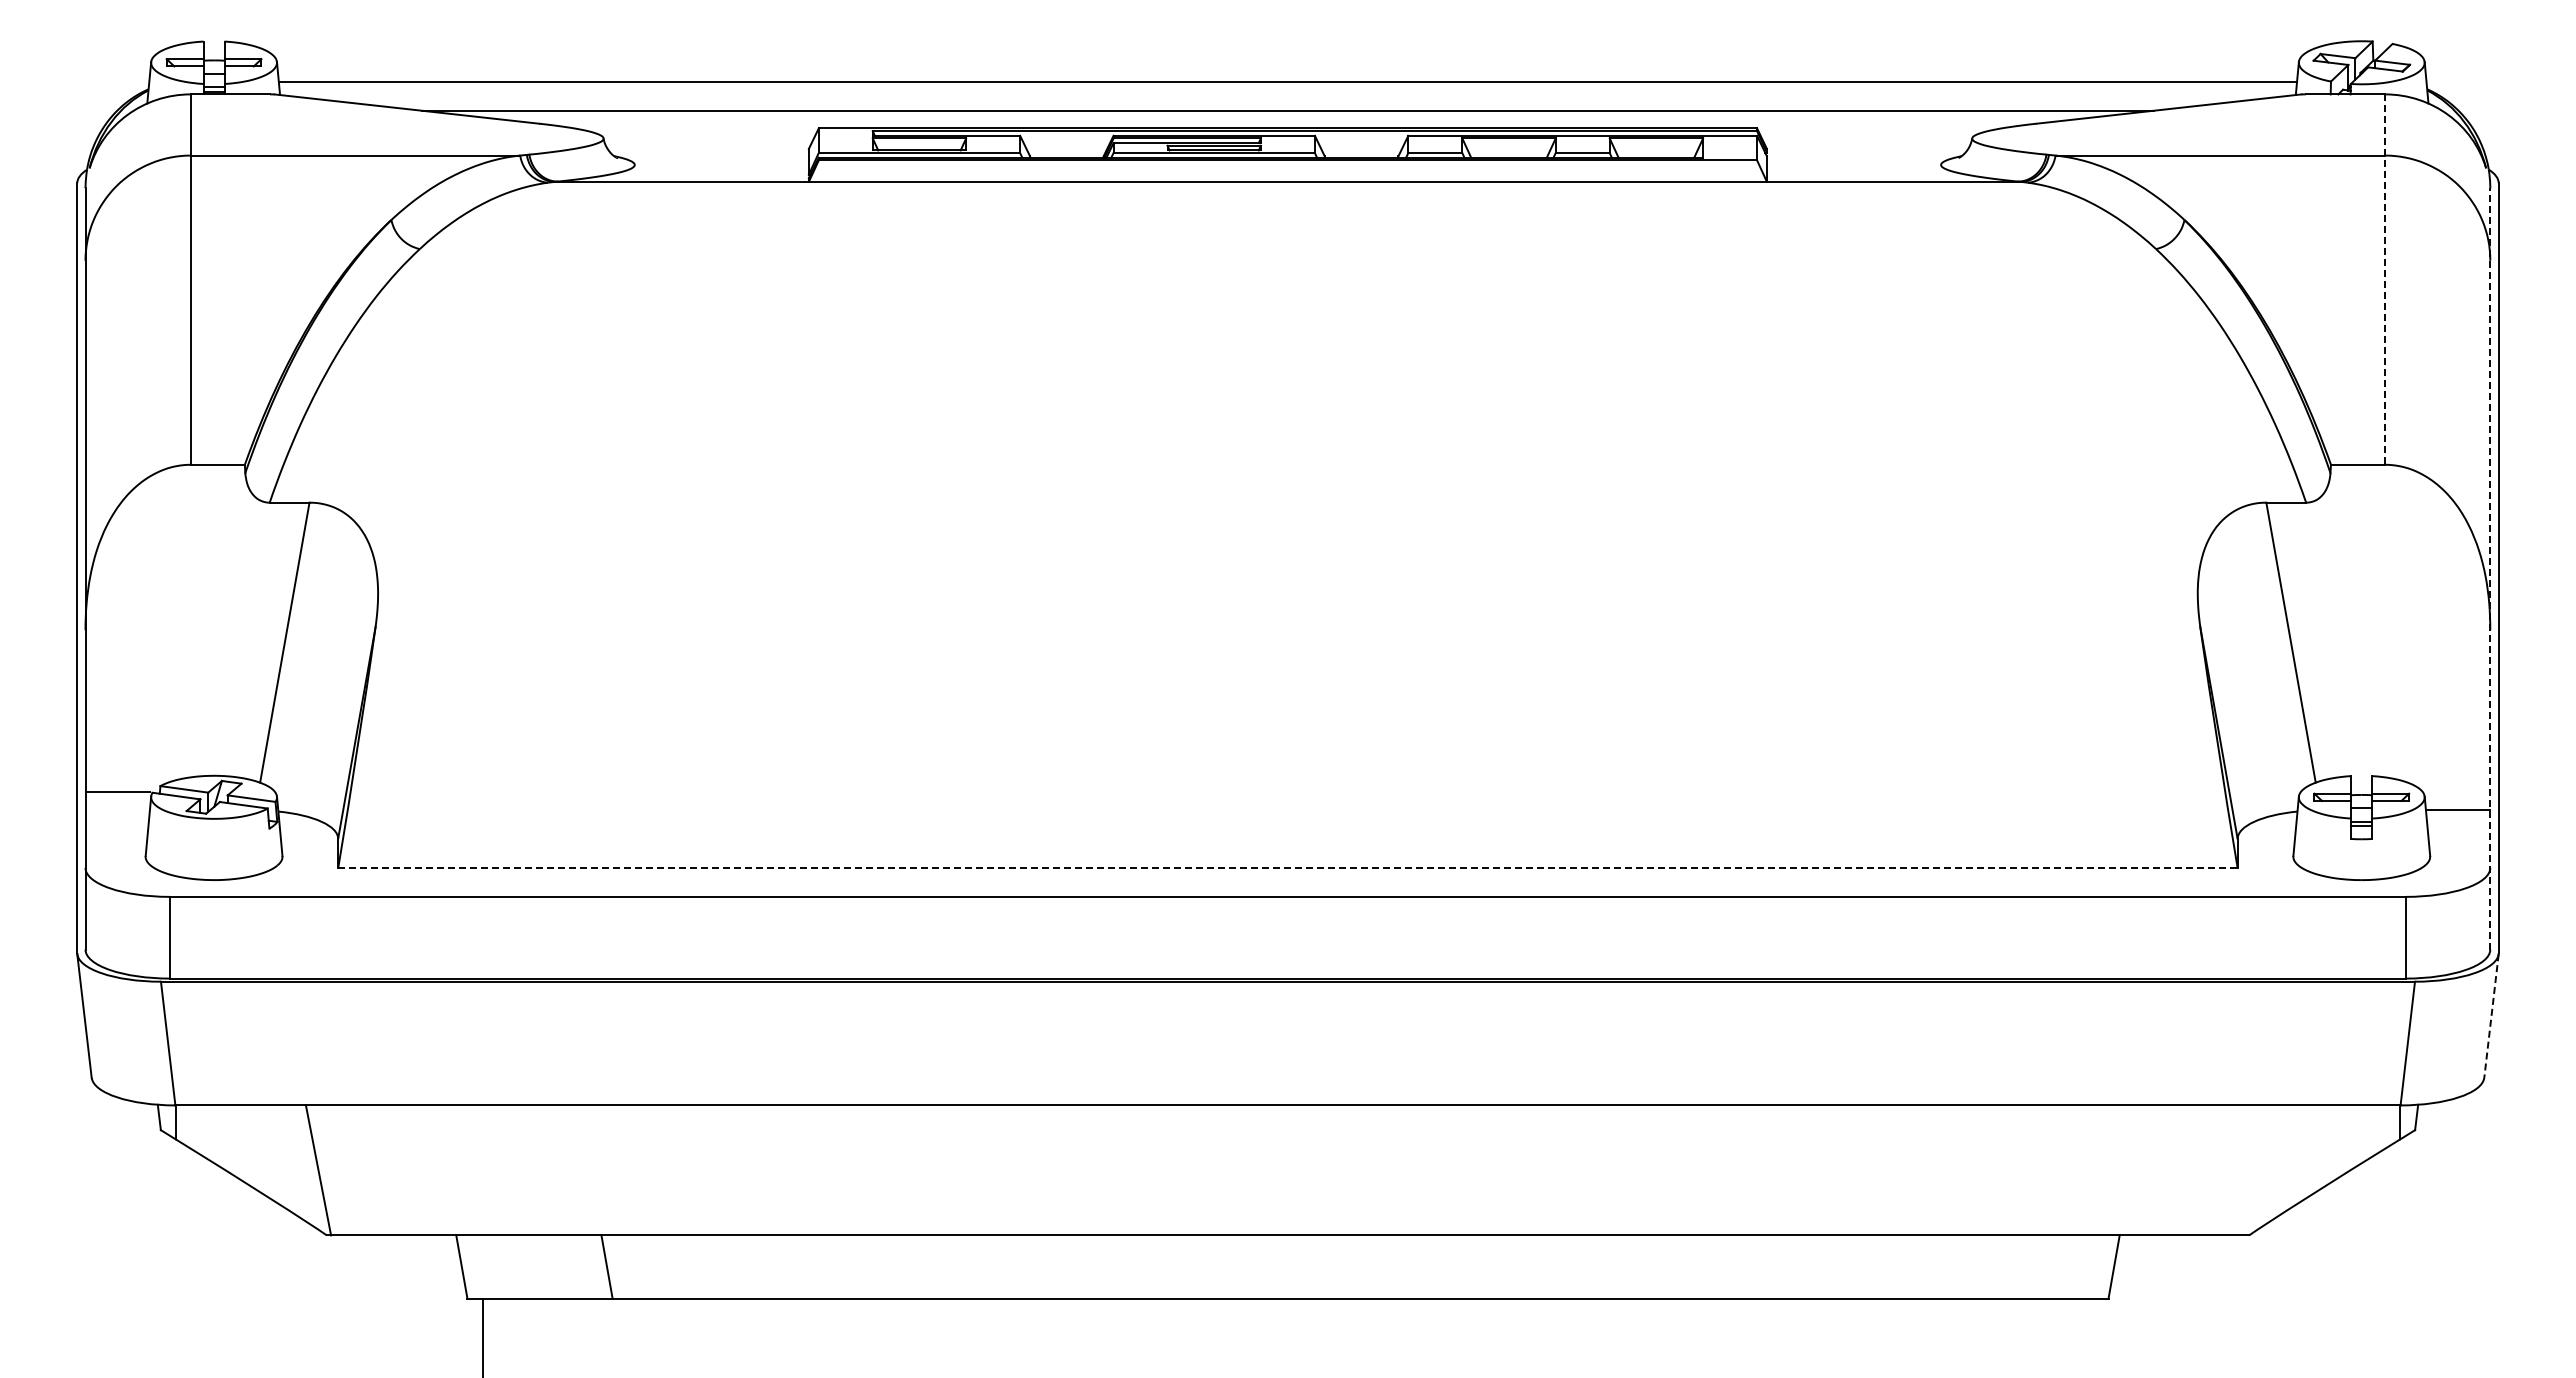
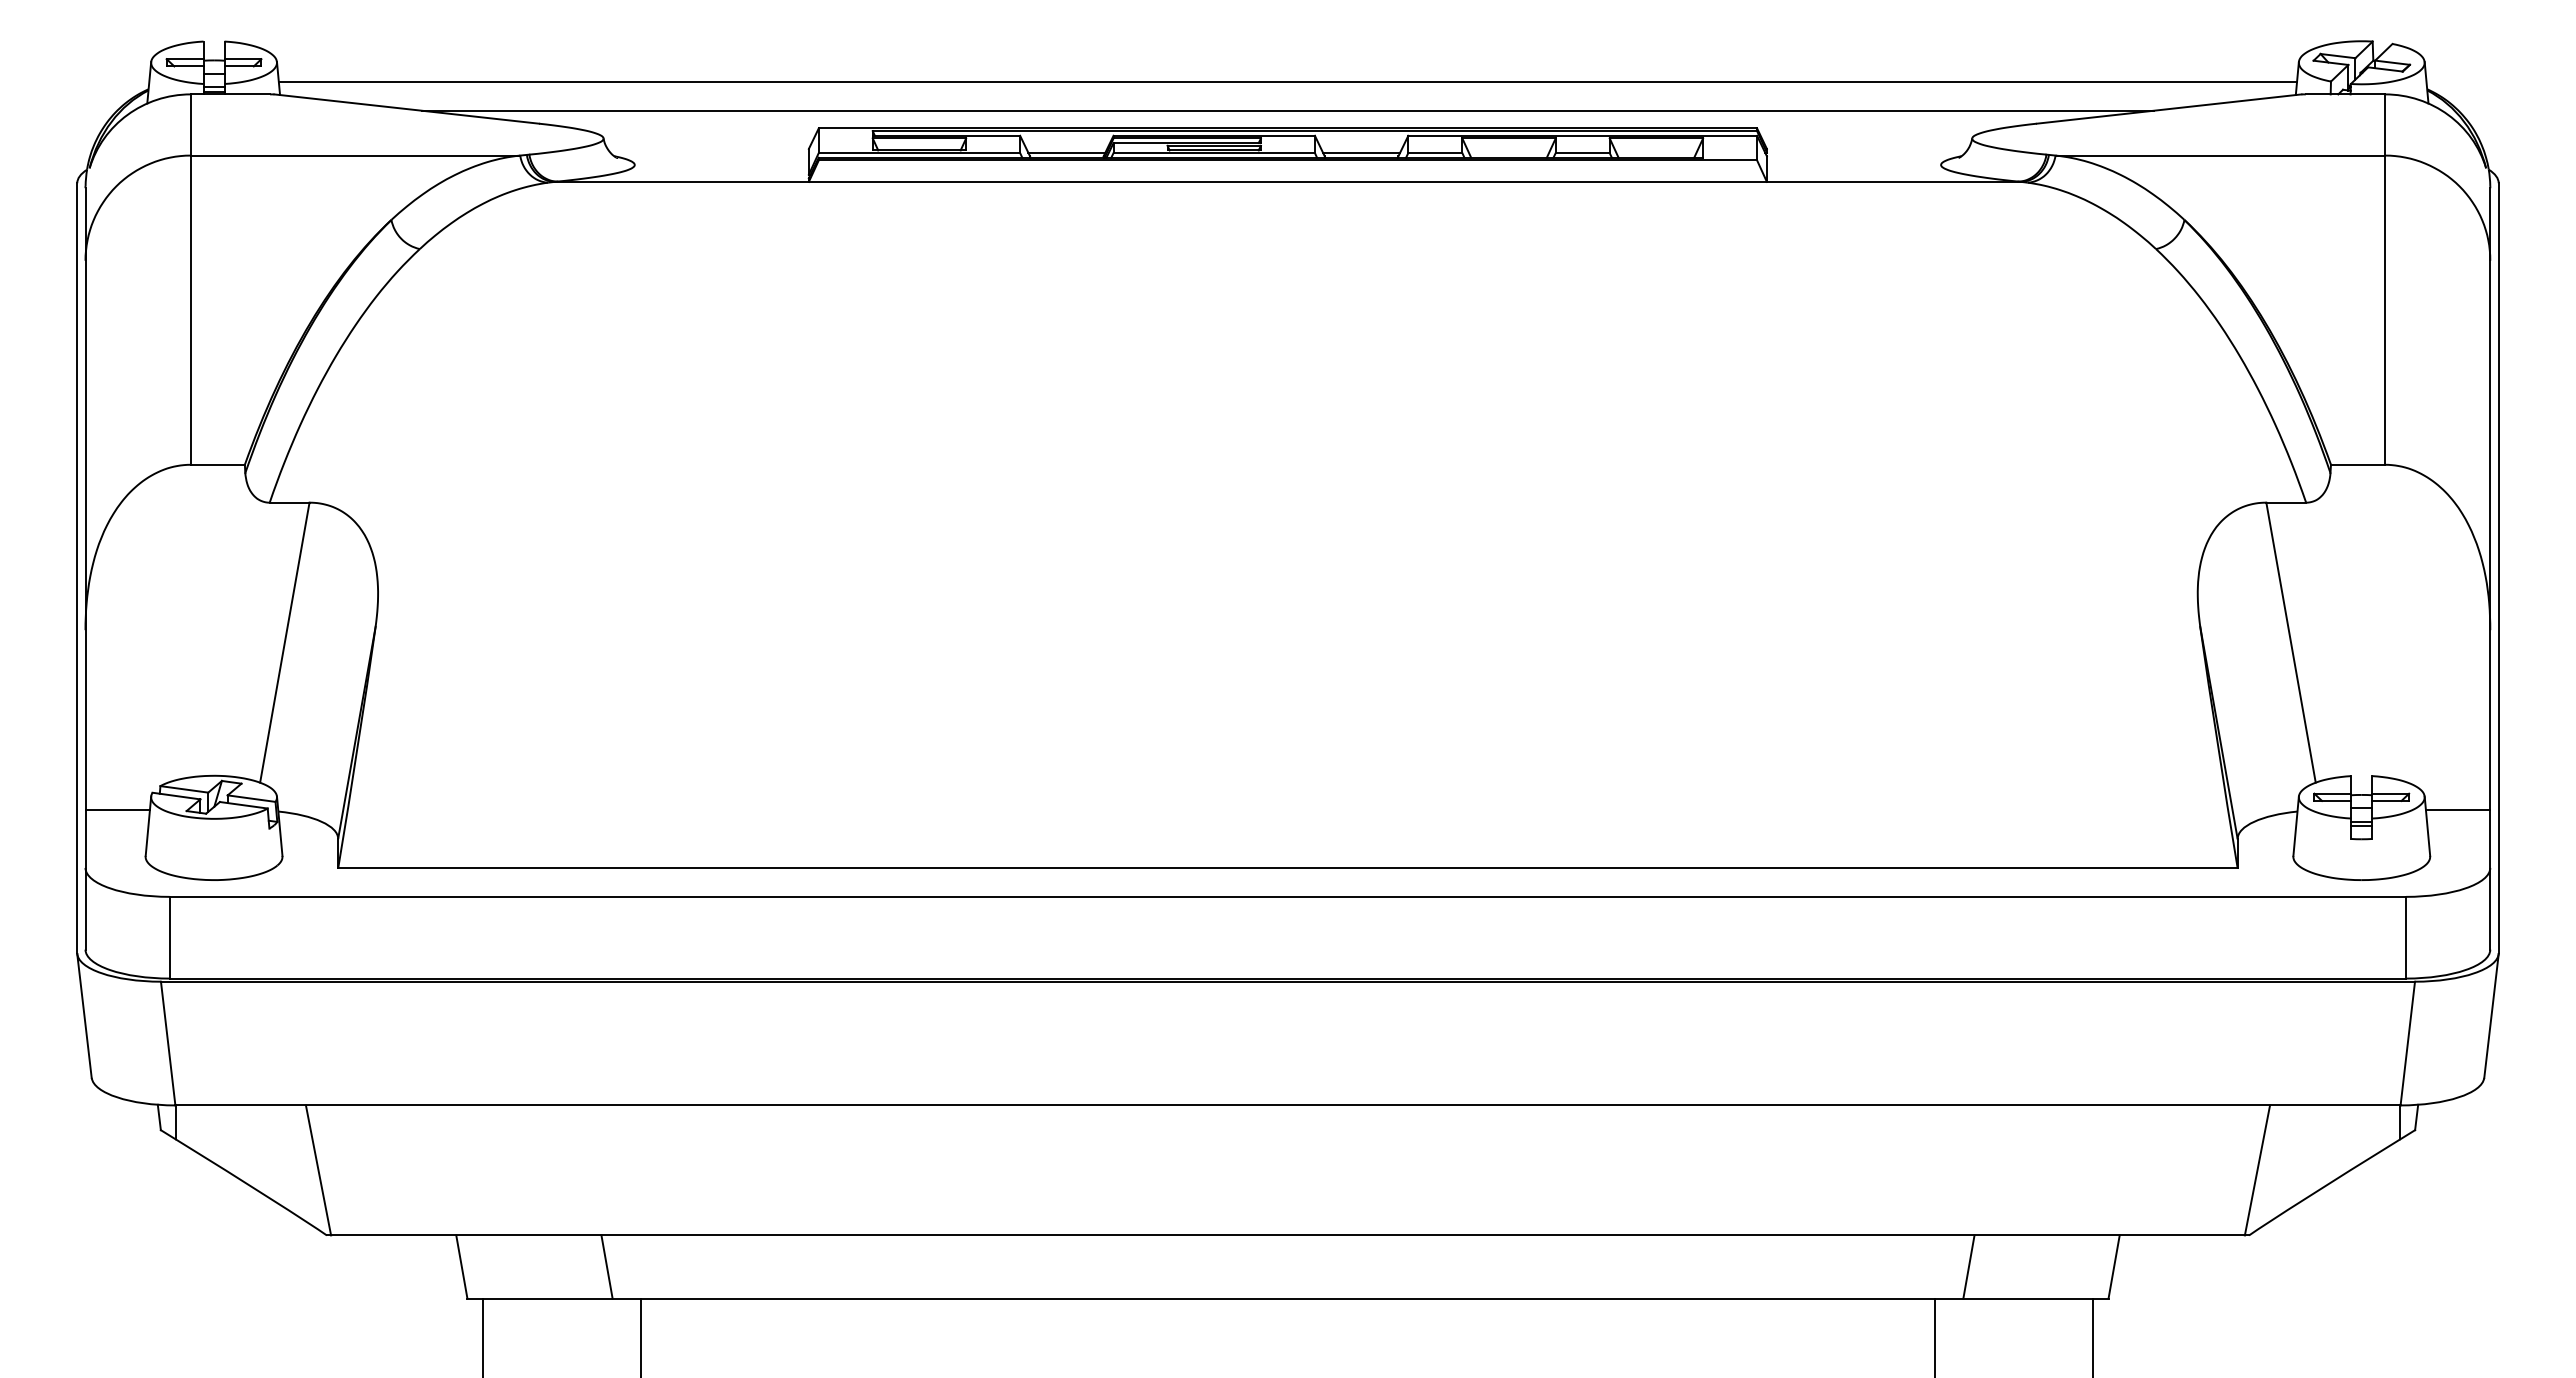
line: none -> present (1066, 152)
line: none -> present (1361, 152)
line: dashed -> solid (2385, 280)
line: dashed -> solid (2490, 568)
line position: (117, 792) -> (117, 810) (117, 810)
line: dashed -> solid (1287, 868)
line: dashed -> solid (2491, 1016)
line: none -> present (2257, 1170)
line: none -> present (1968, 1266)
line: none -> present (640, 1336)
line: none -> present (1935, 1336)
line: none -> present (2093, 1336)
